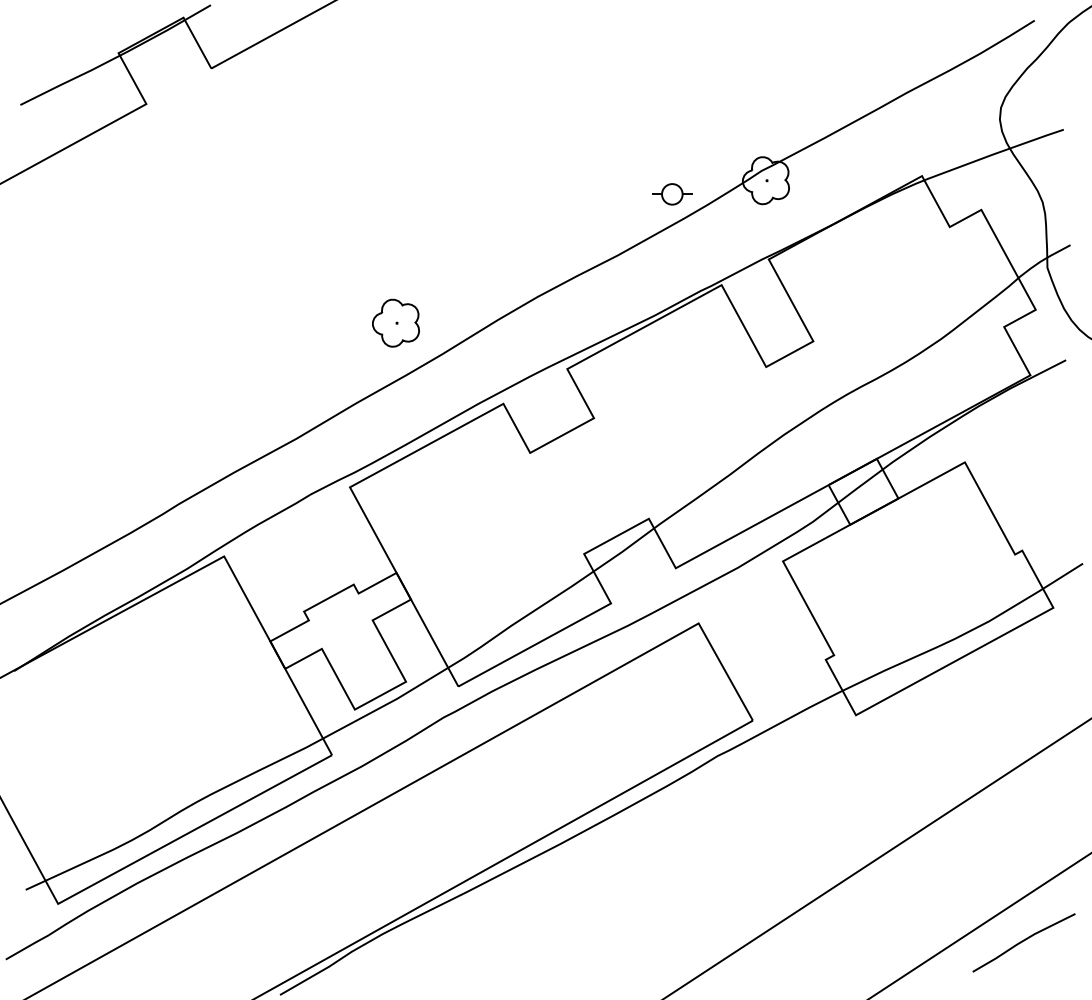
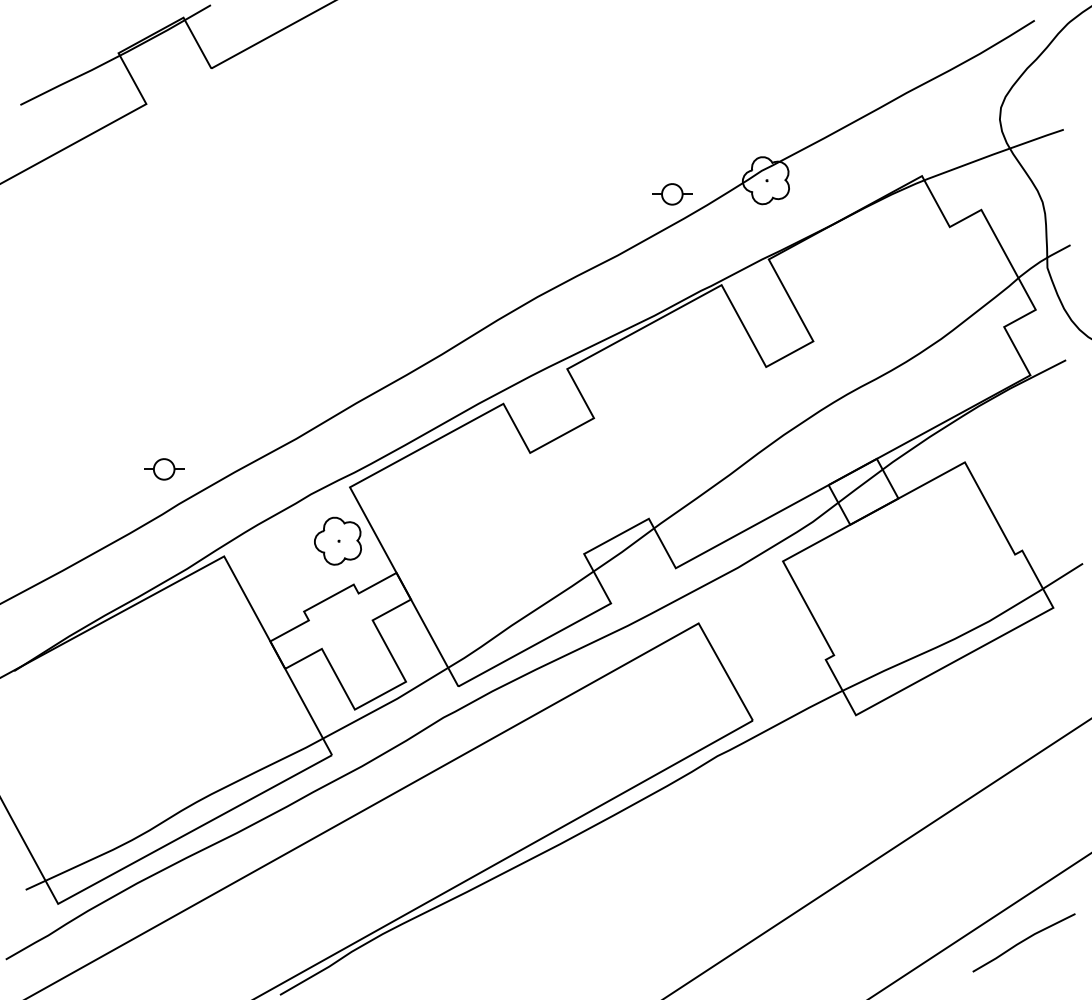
part position: (395, 322) -> (337, 540) (337, 540)
part: none -> present (164, 469)
